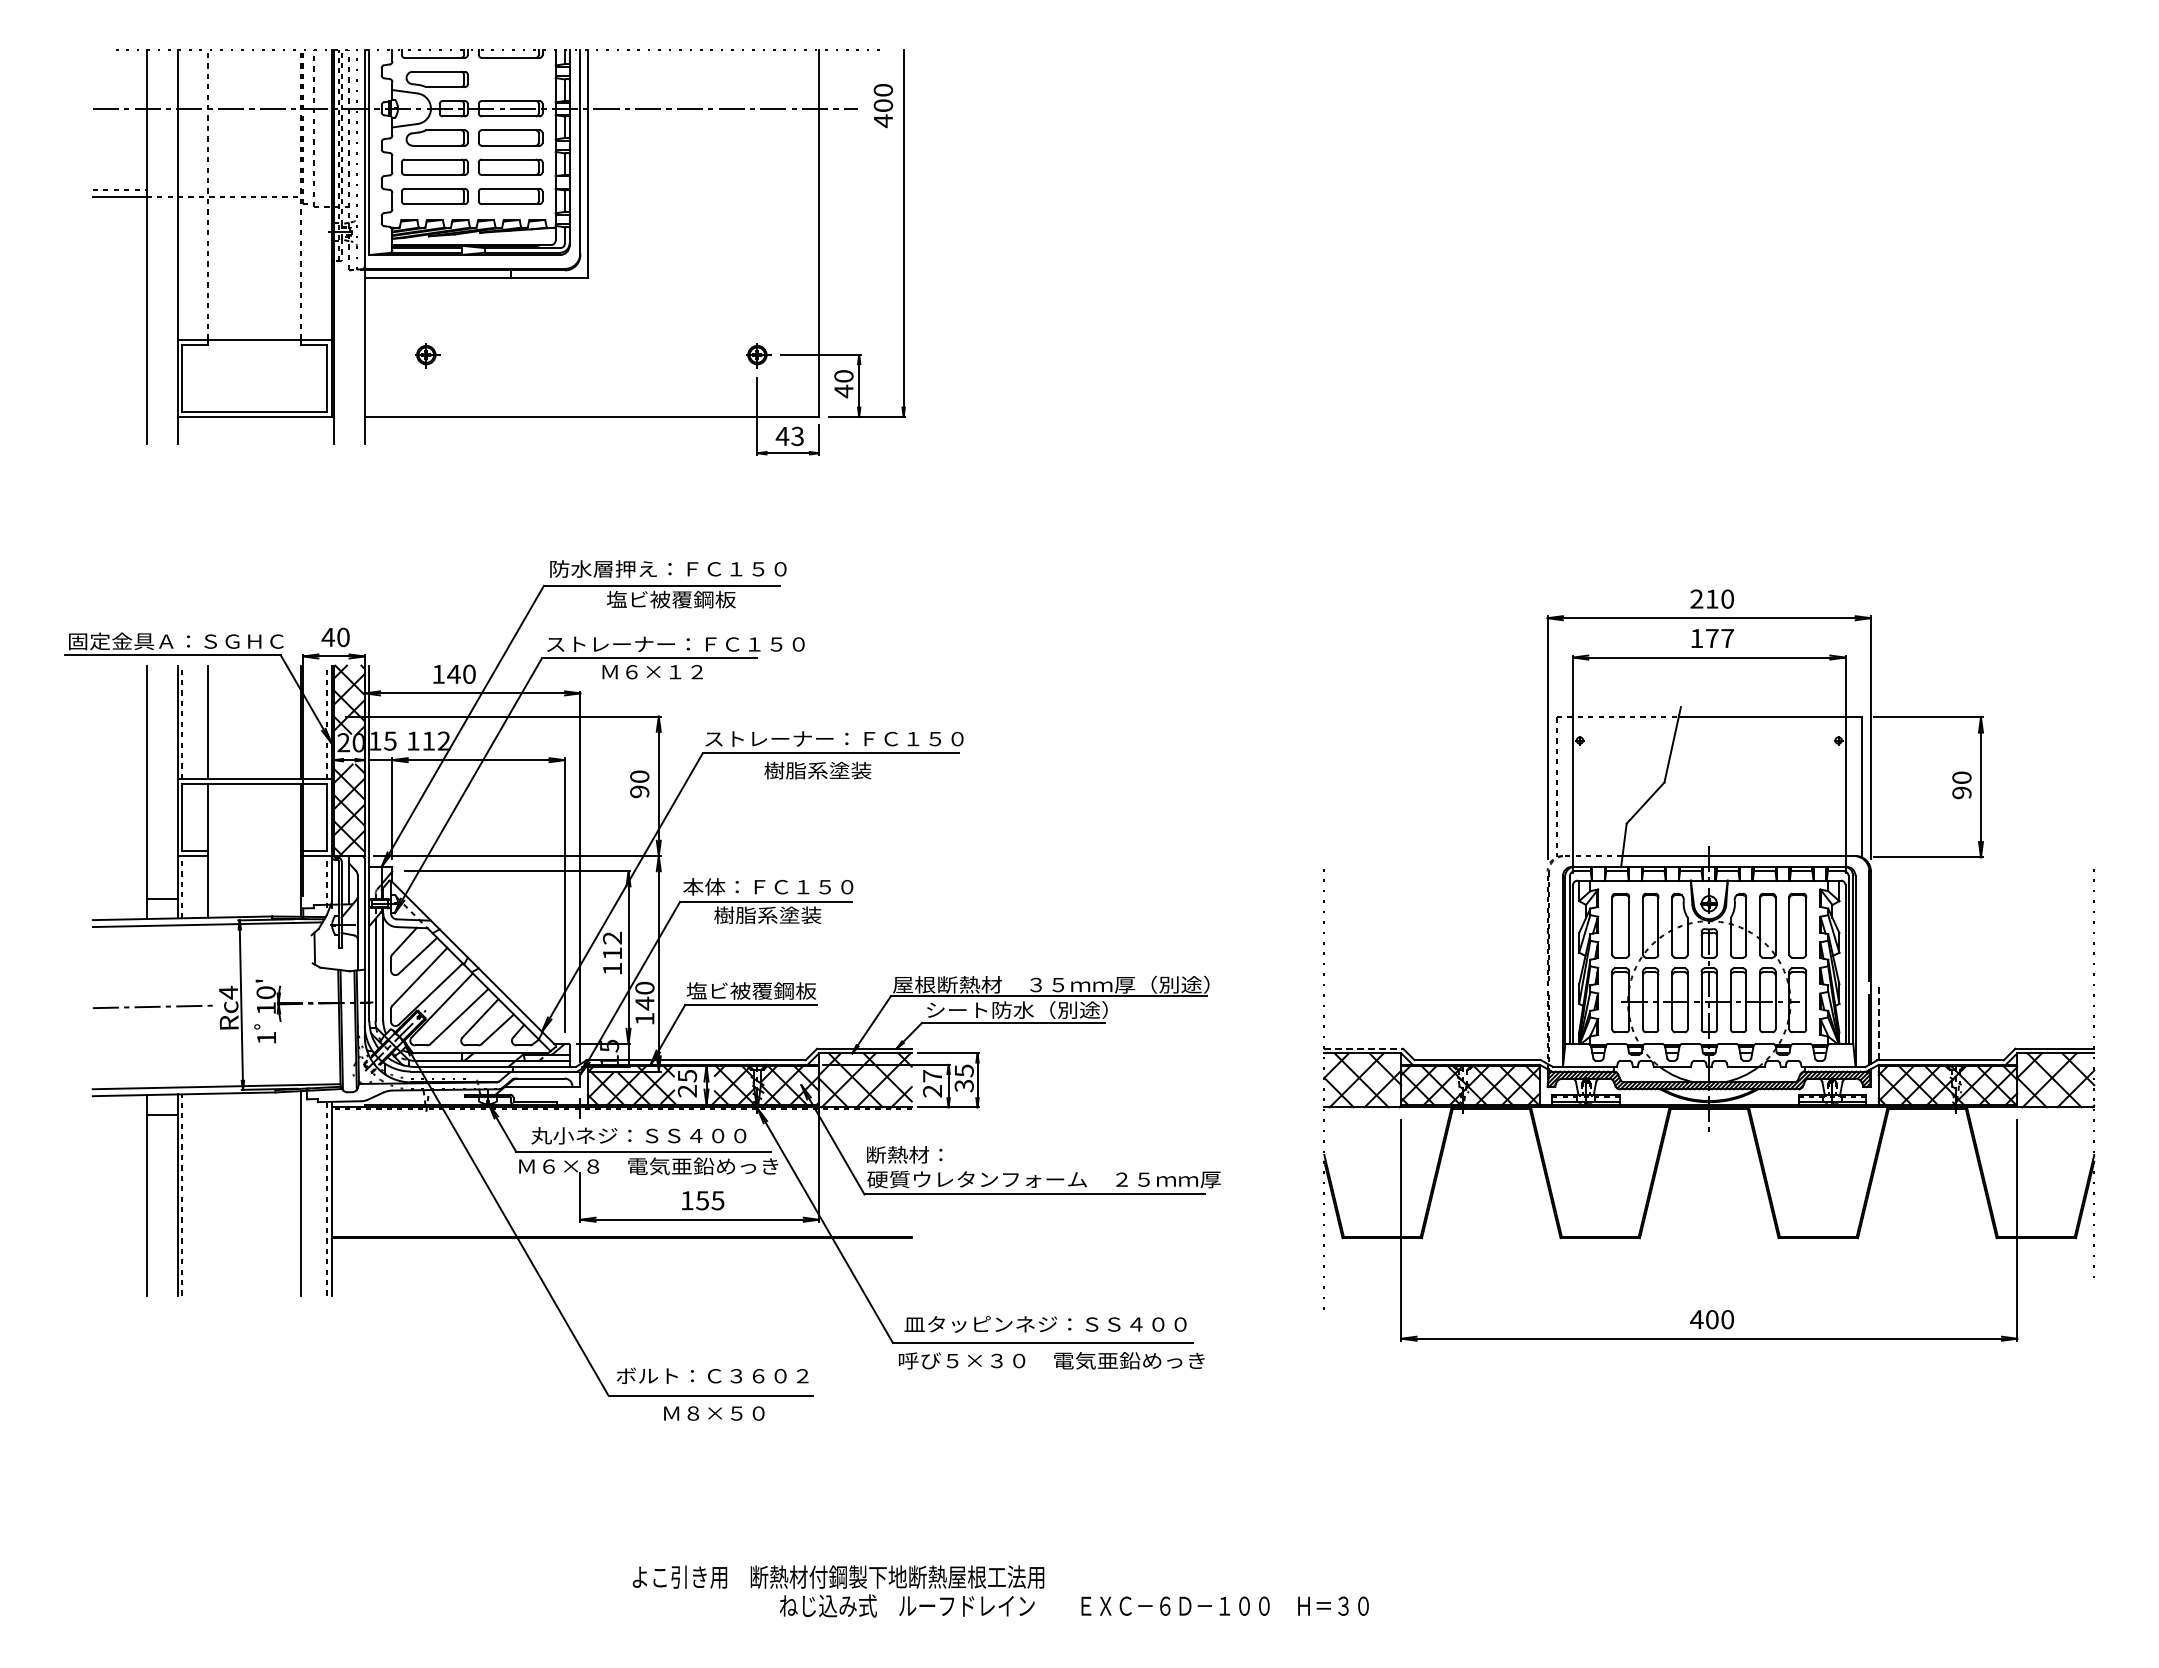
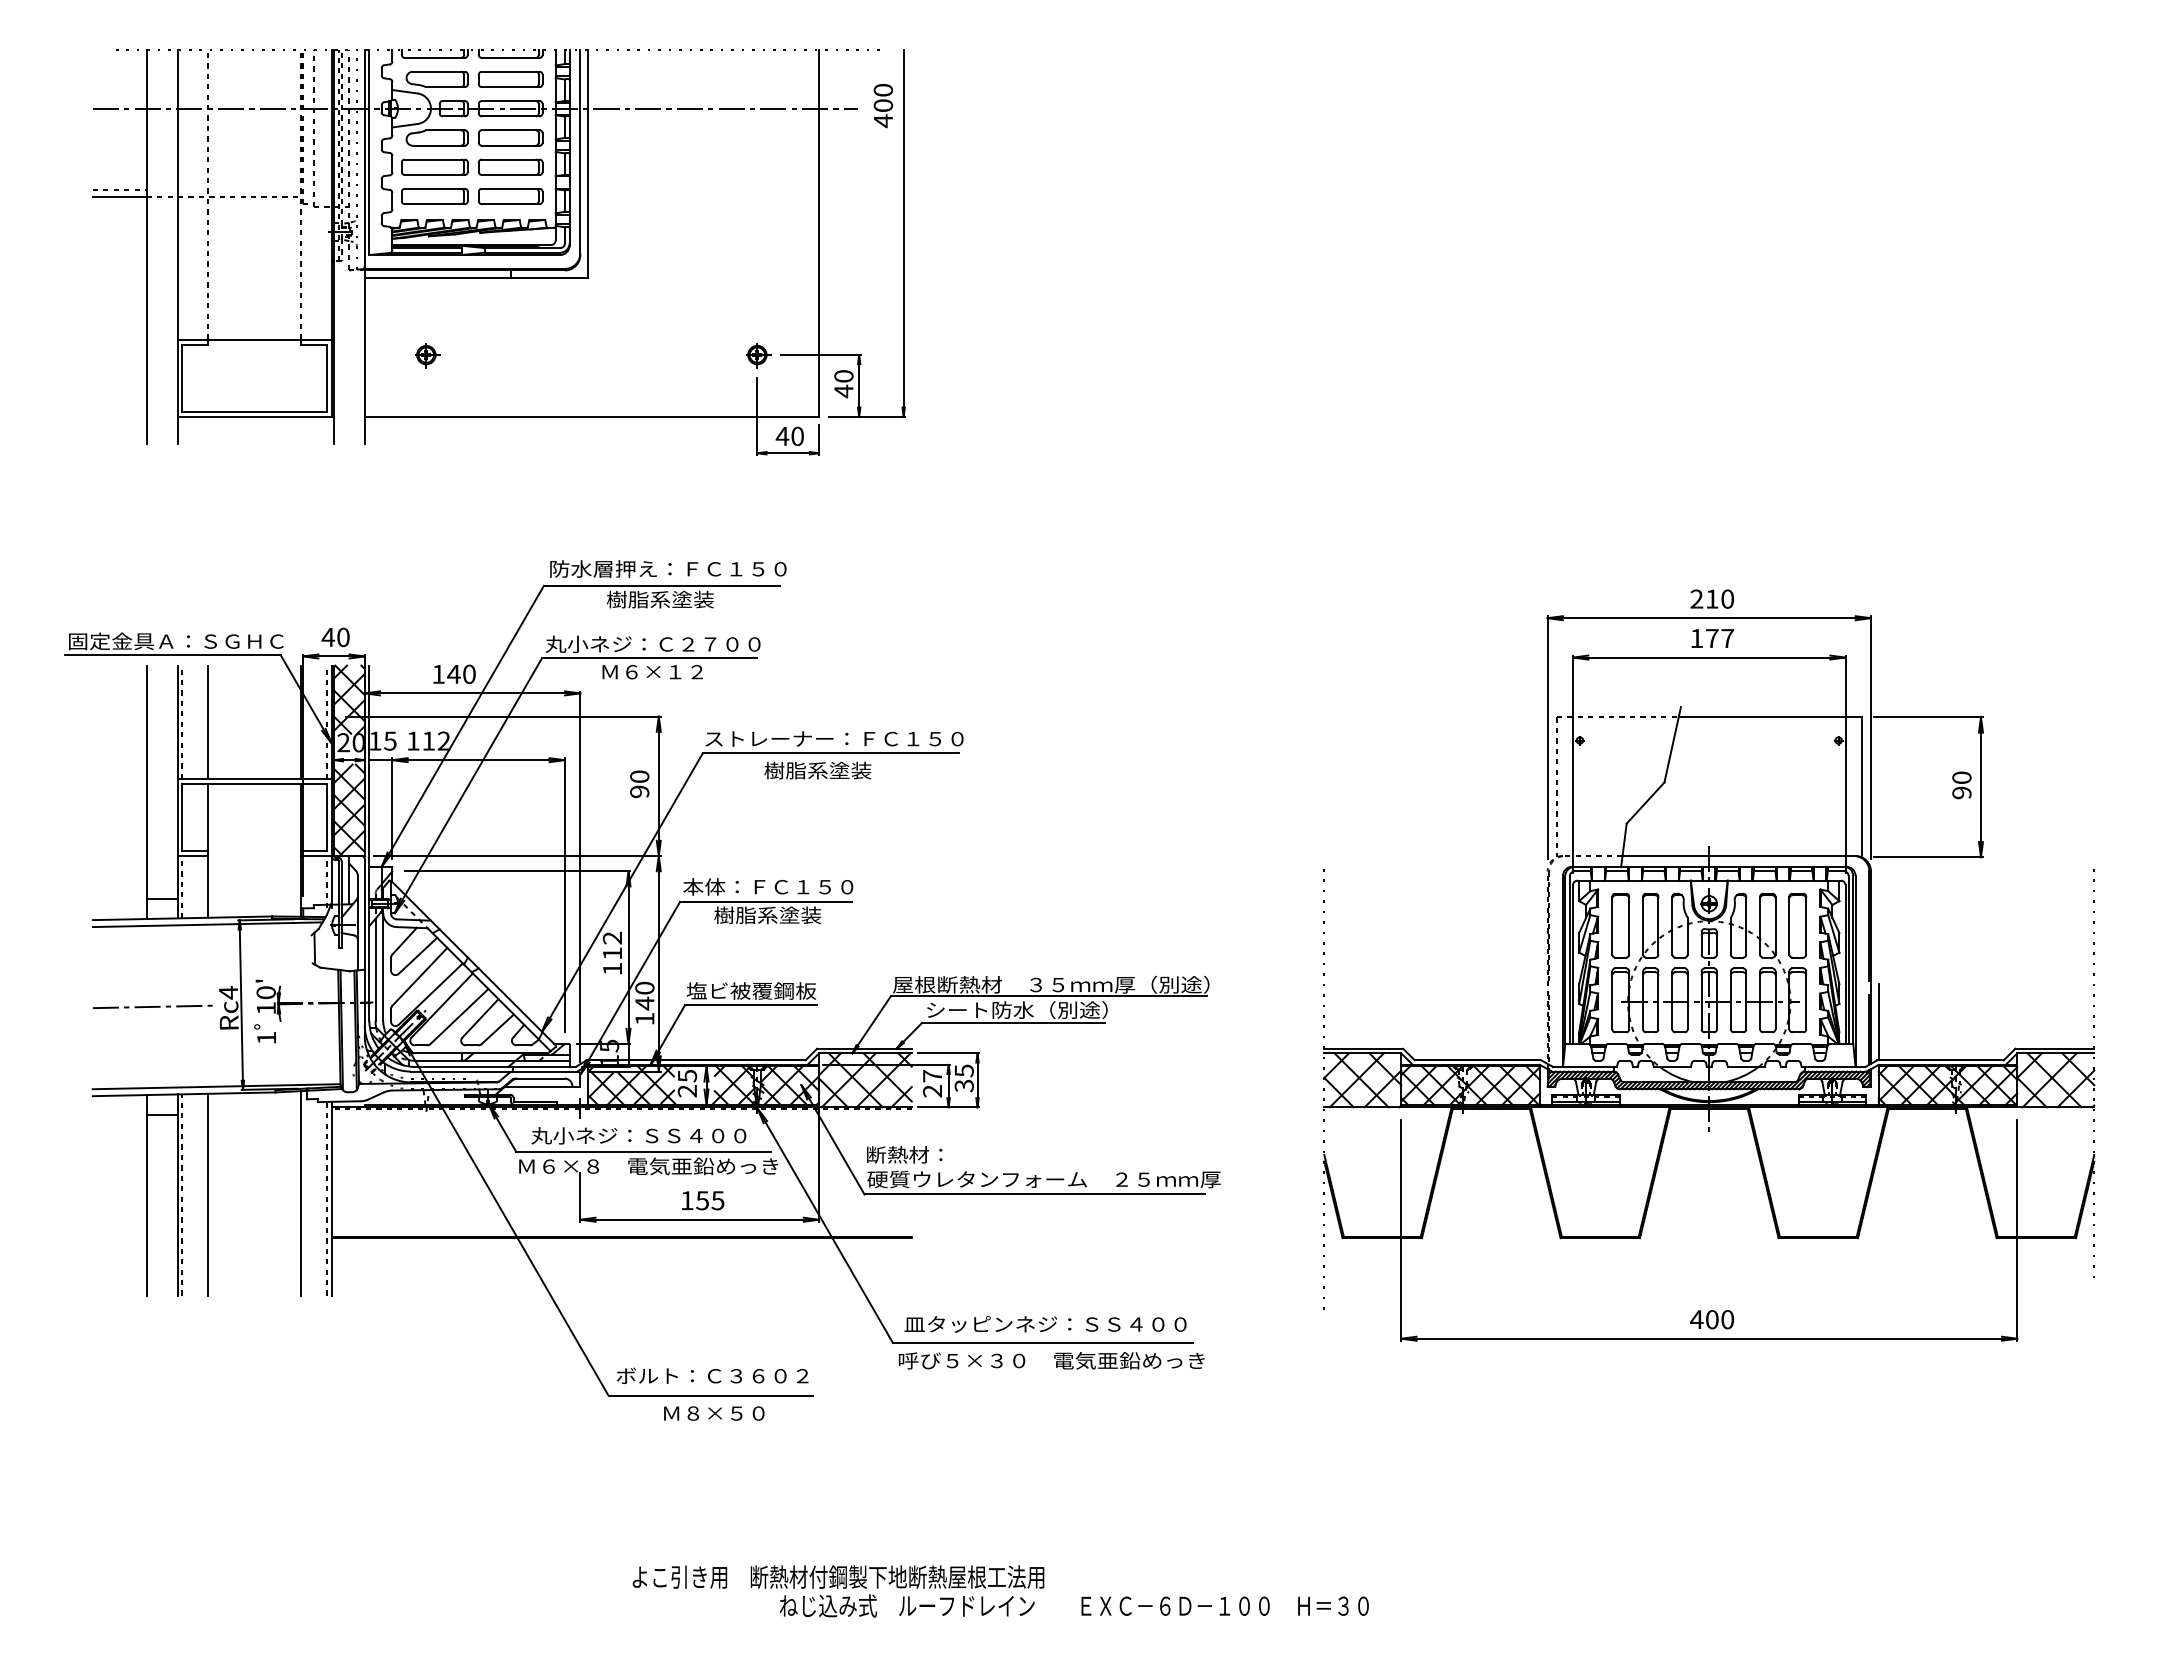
part: none -> present (510, 79)
text: 43 -> 40 (797, 436)
text: 塩ビ被覆鋼板 -> 樹脂系塗装 (671, 599)
text: ストレーナー：ＦＣ１５０ -> 丸小ネジ：Ｃ２７００ (674, 644)
line: dashed -> solid (1878, 1022)
line: dashed -> solid (1364, 1048)
line: none -> present (208, 1194)
